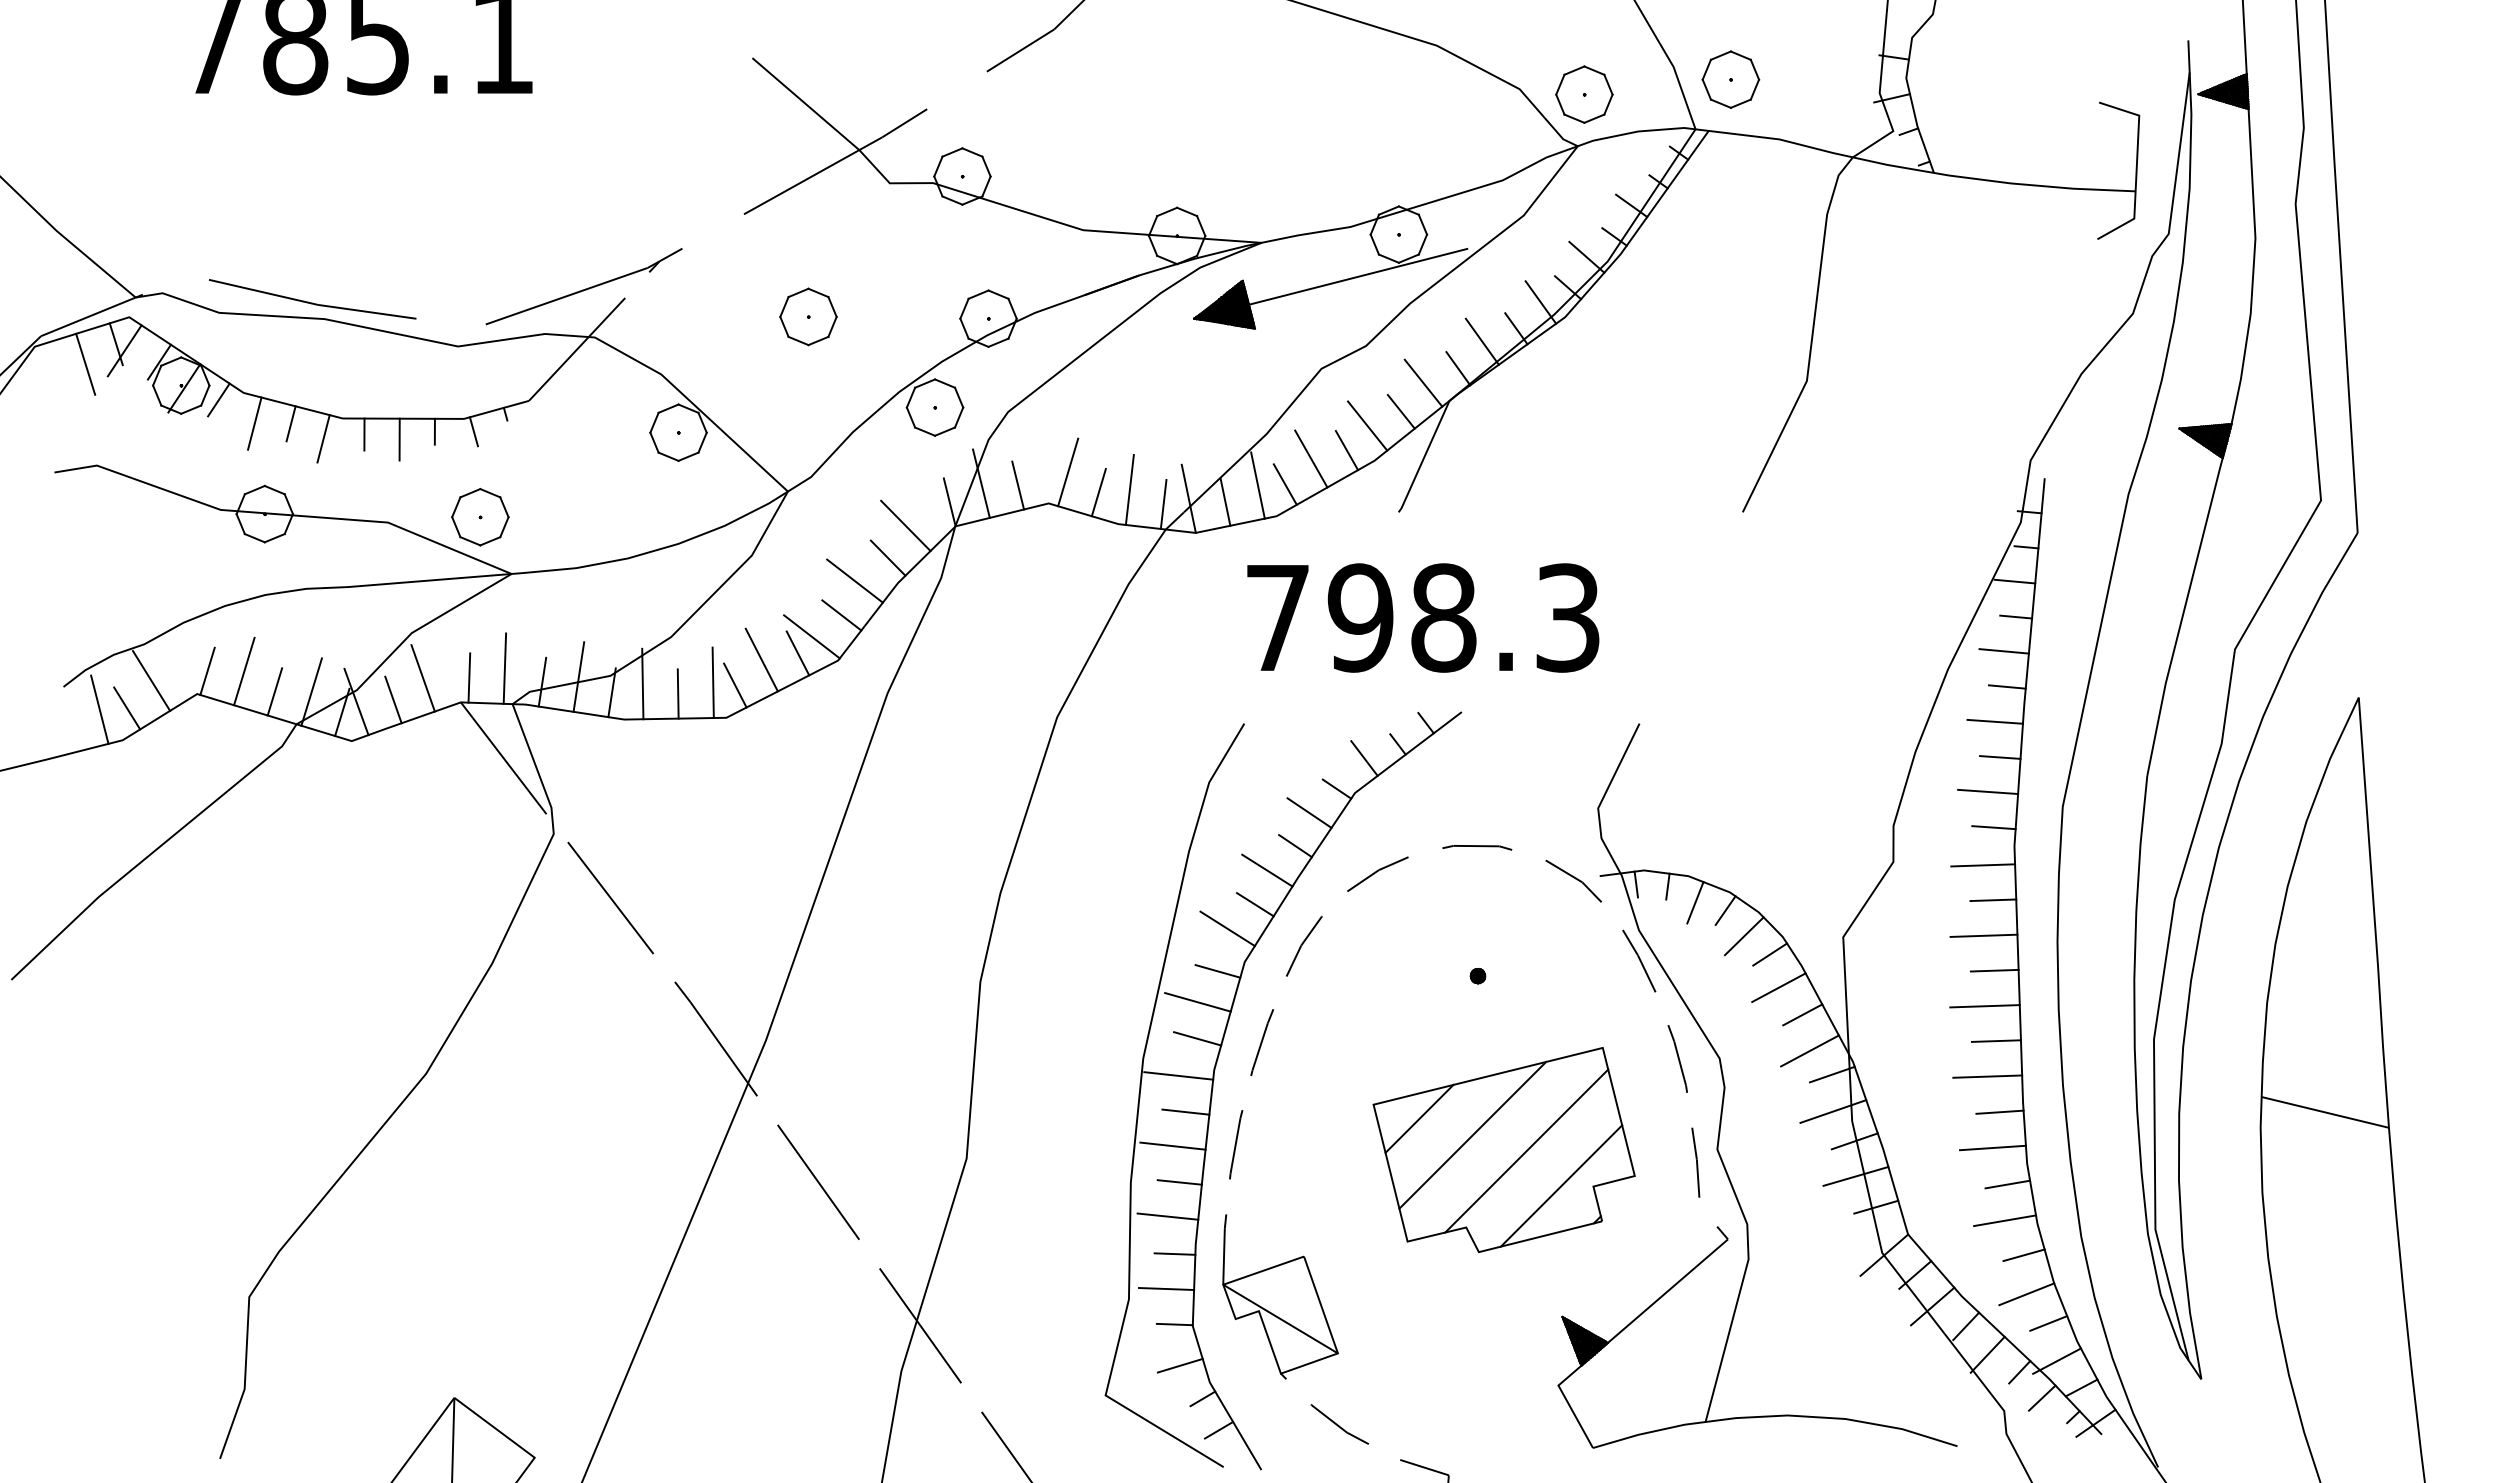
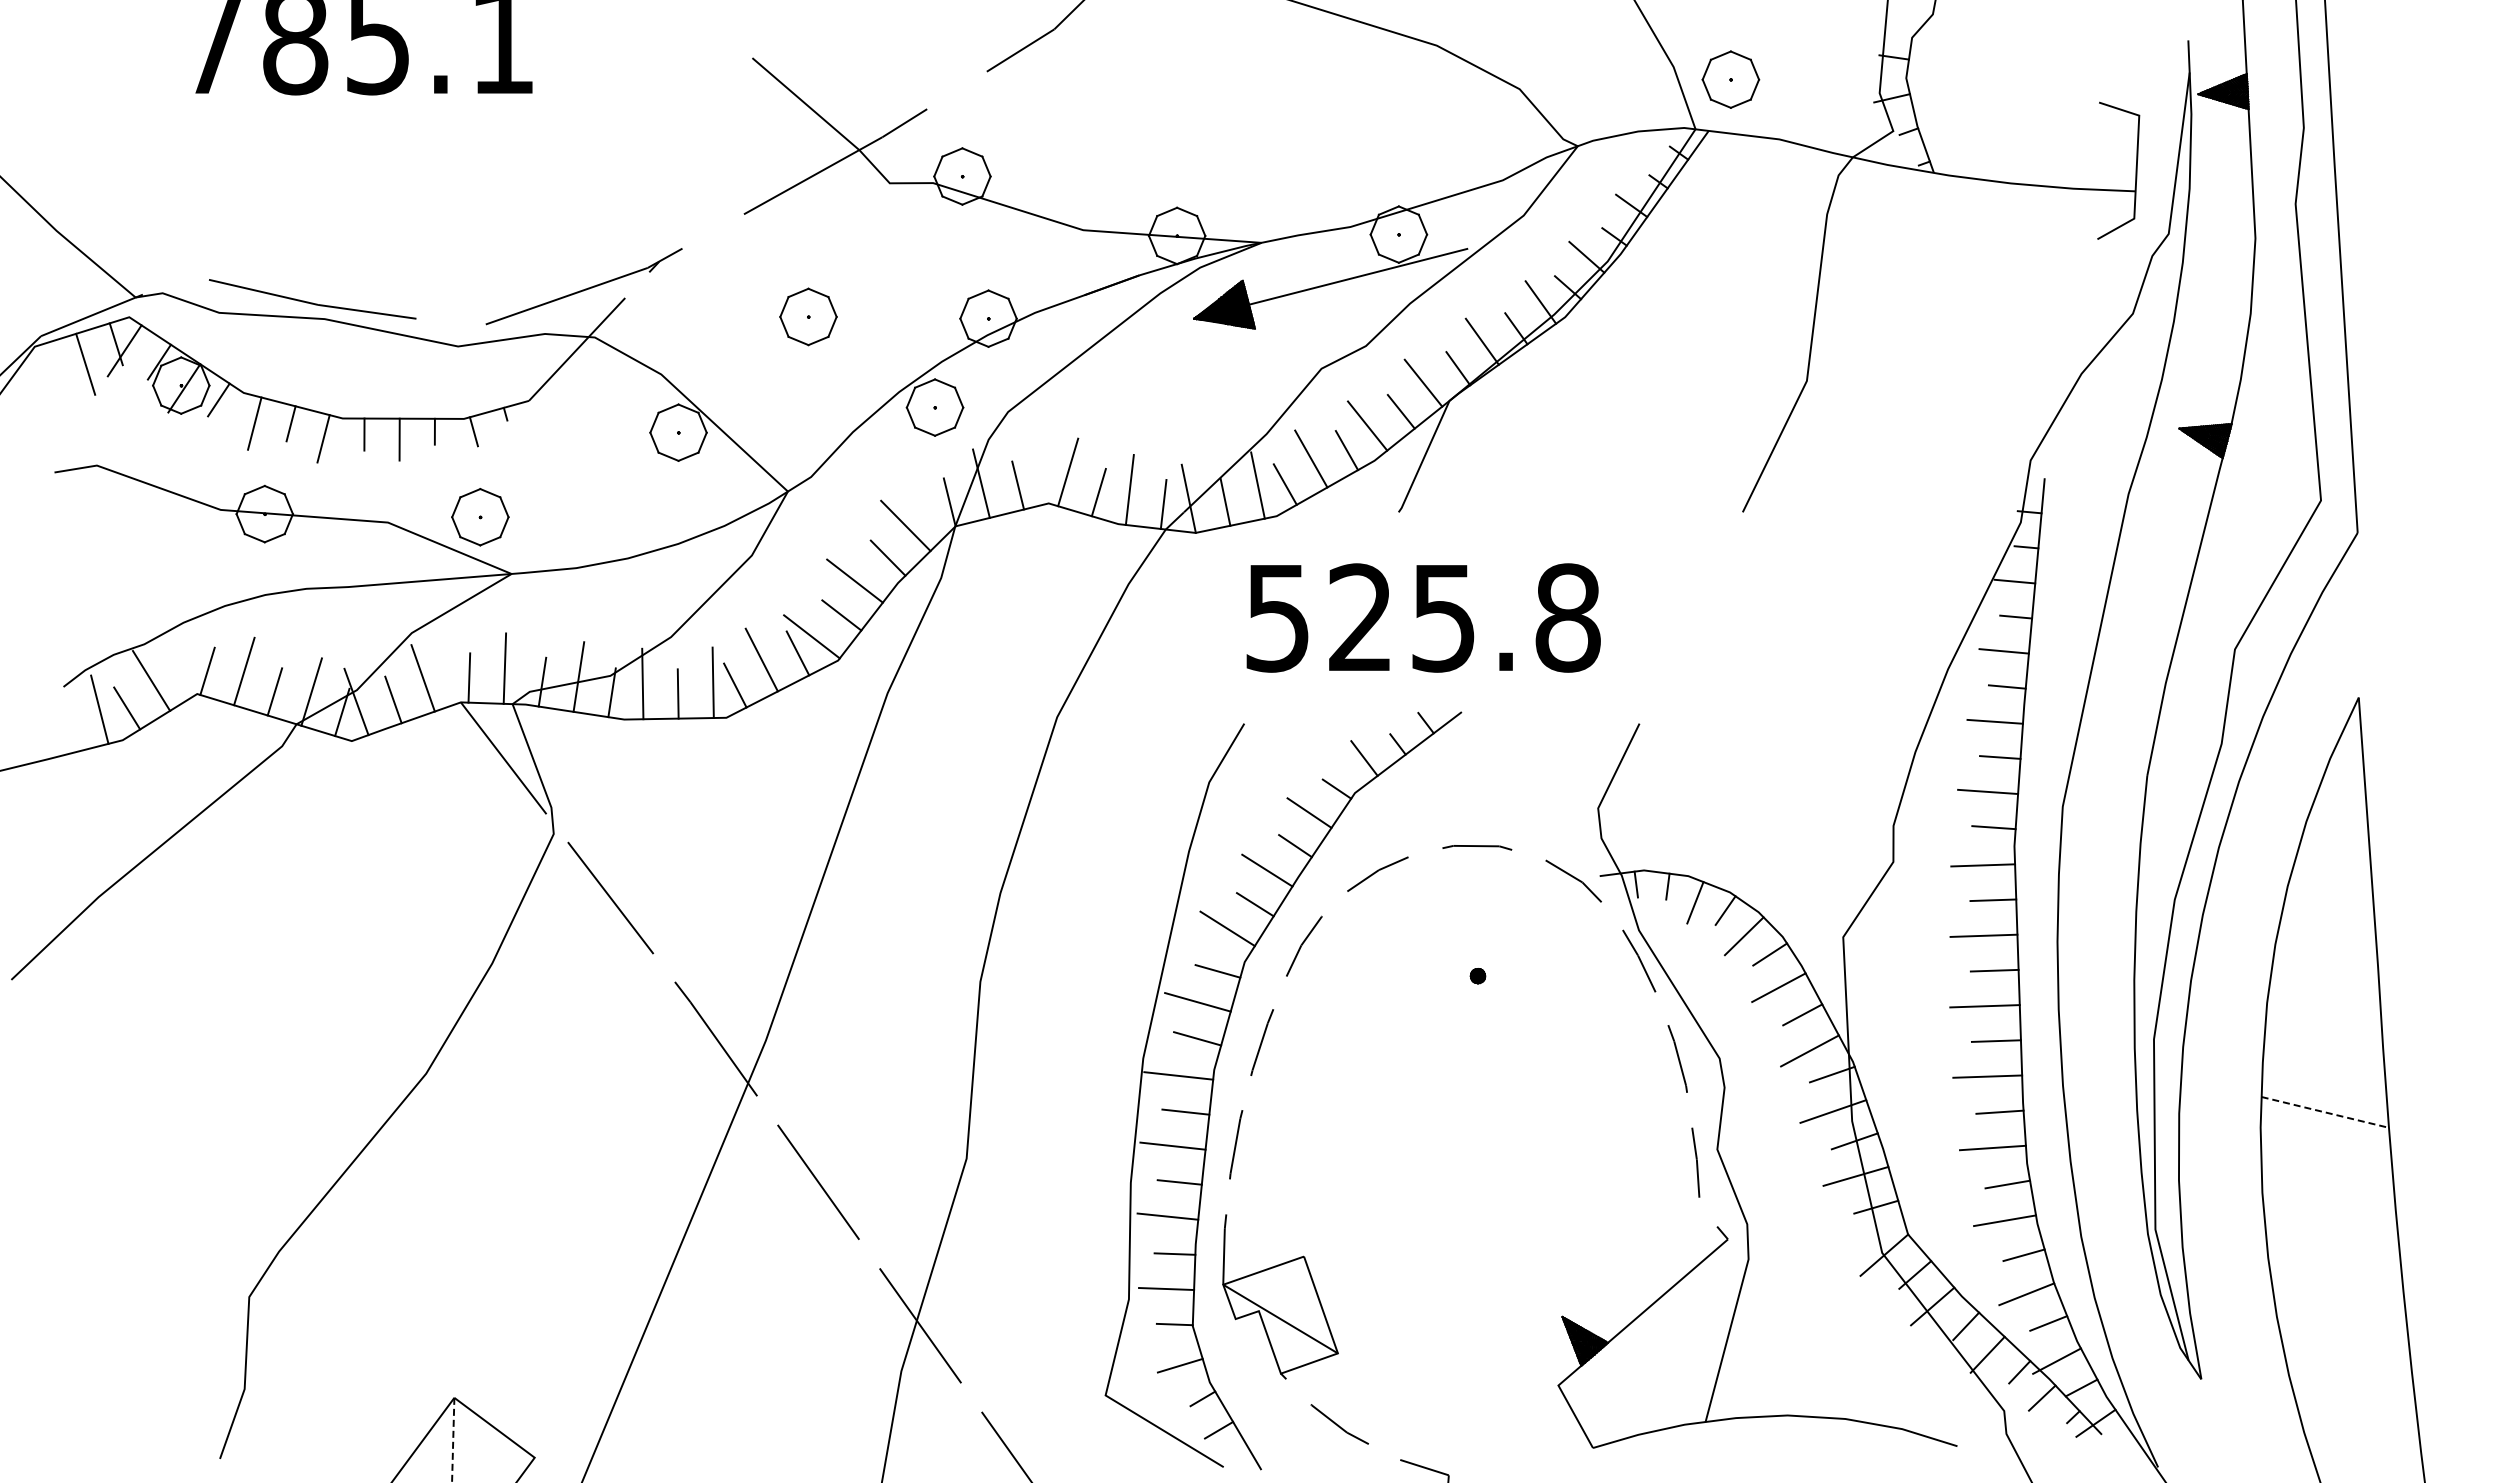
part: present -> none (1584, 94)
text: 798.3 -> 525.8 (1423, 617)
line: solid -> dashed (2325, 1112)
part: present -> none (1503, 1150)
line: solid -> dashed (453, 1440)
